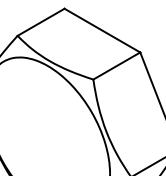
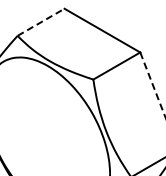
line: solid -> dashed (41, 22)
line: solid -> dashed (153, 85)
